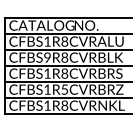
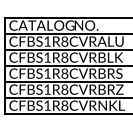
text: CFBS9R8CVRBLK -> CFBS1R8CVRBLK (47, 57)
text: CFBS1R5CVRBRZ -> CFBS1R8CVRBRZ (64, 89)
